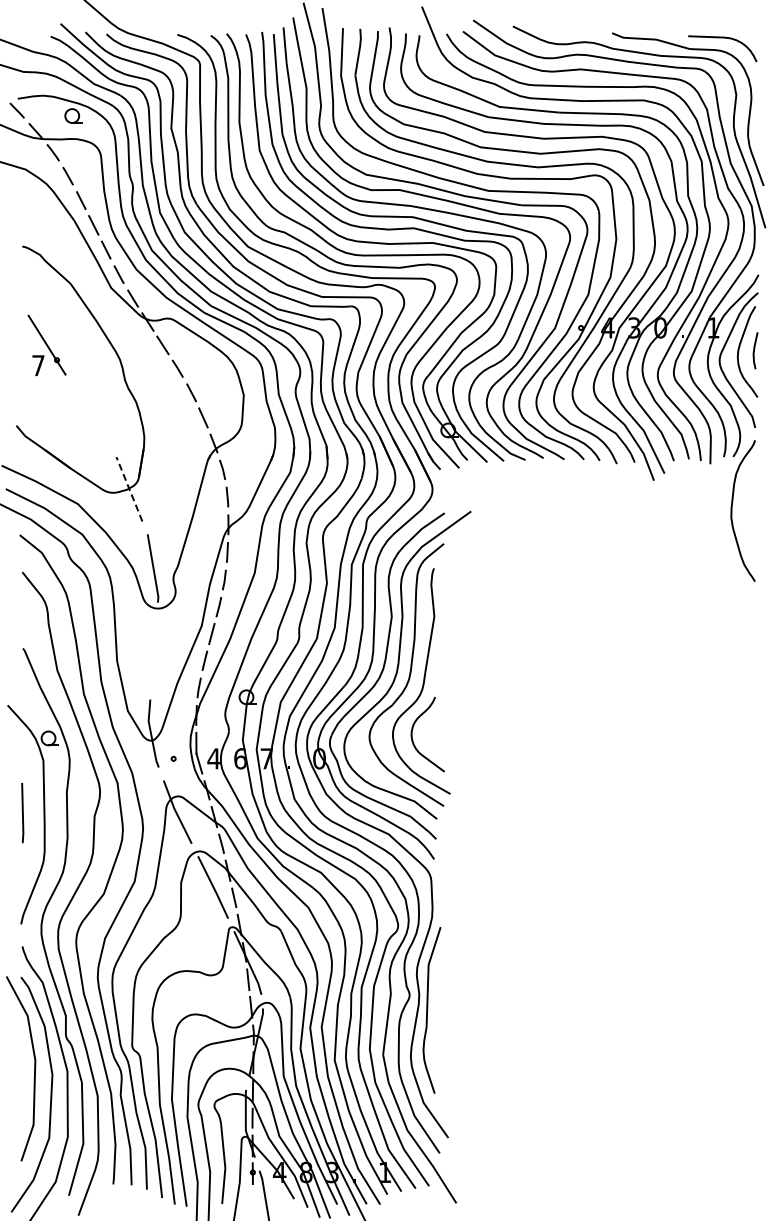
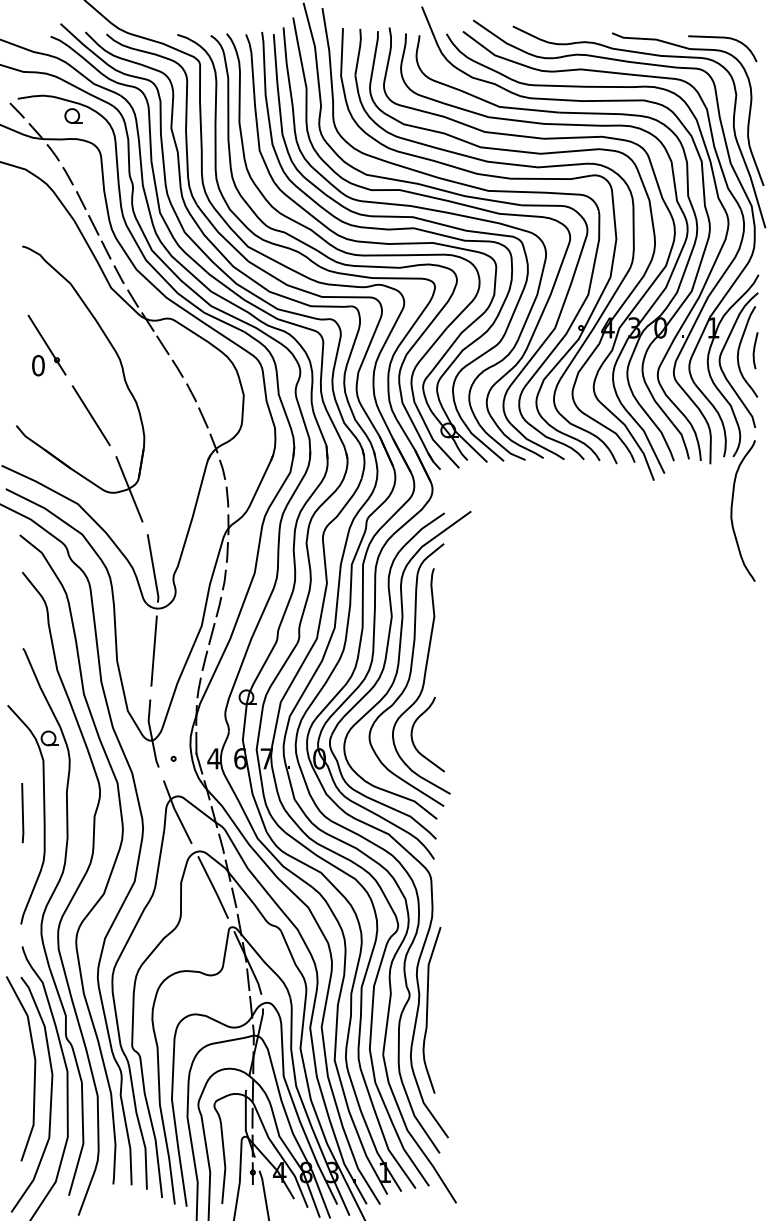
text: 7 -> 0 (38, 365)
line: none -> present (90, 415)
line: dashed -> solid (129, 489)
line: none -> present (153, 650)
